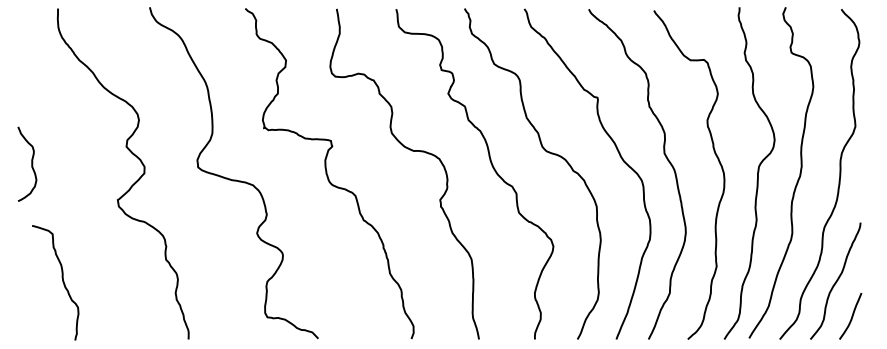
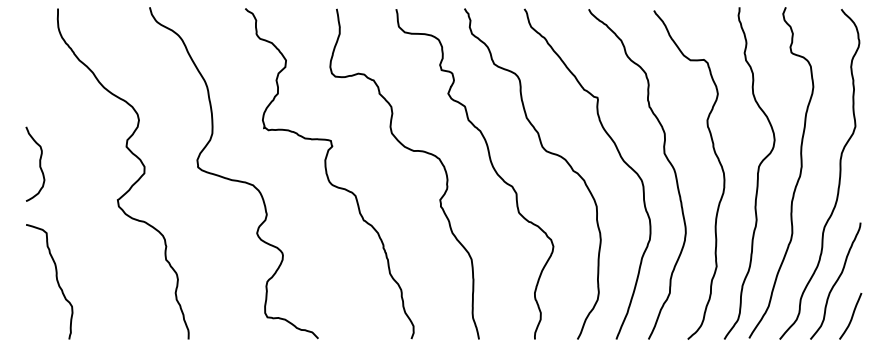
curve position: (31, 163) -> (39, 163) (39, 163)
curve position: (62, 282) -> (56, 281) (56, 281)
